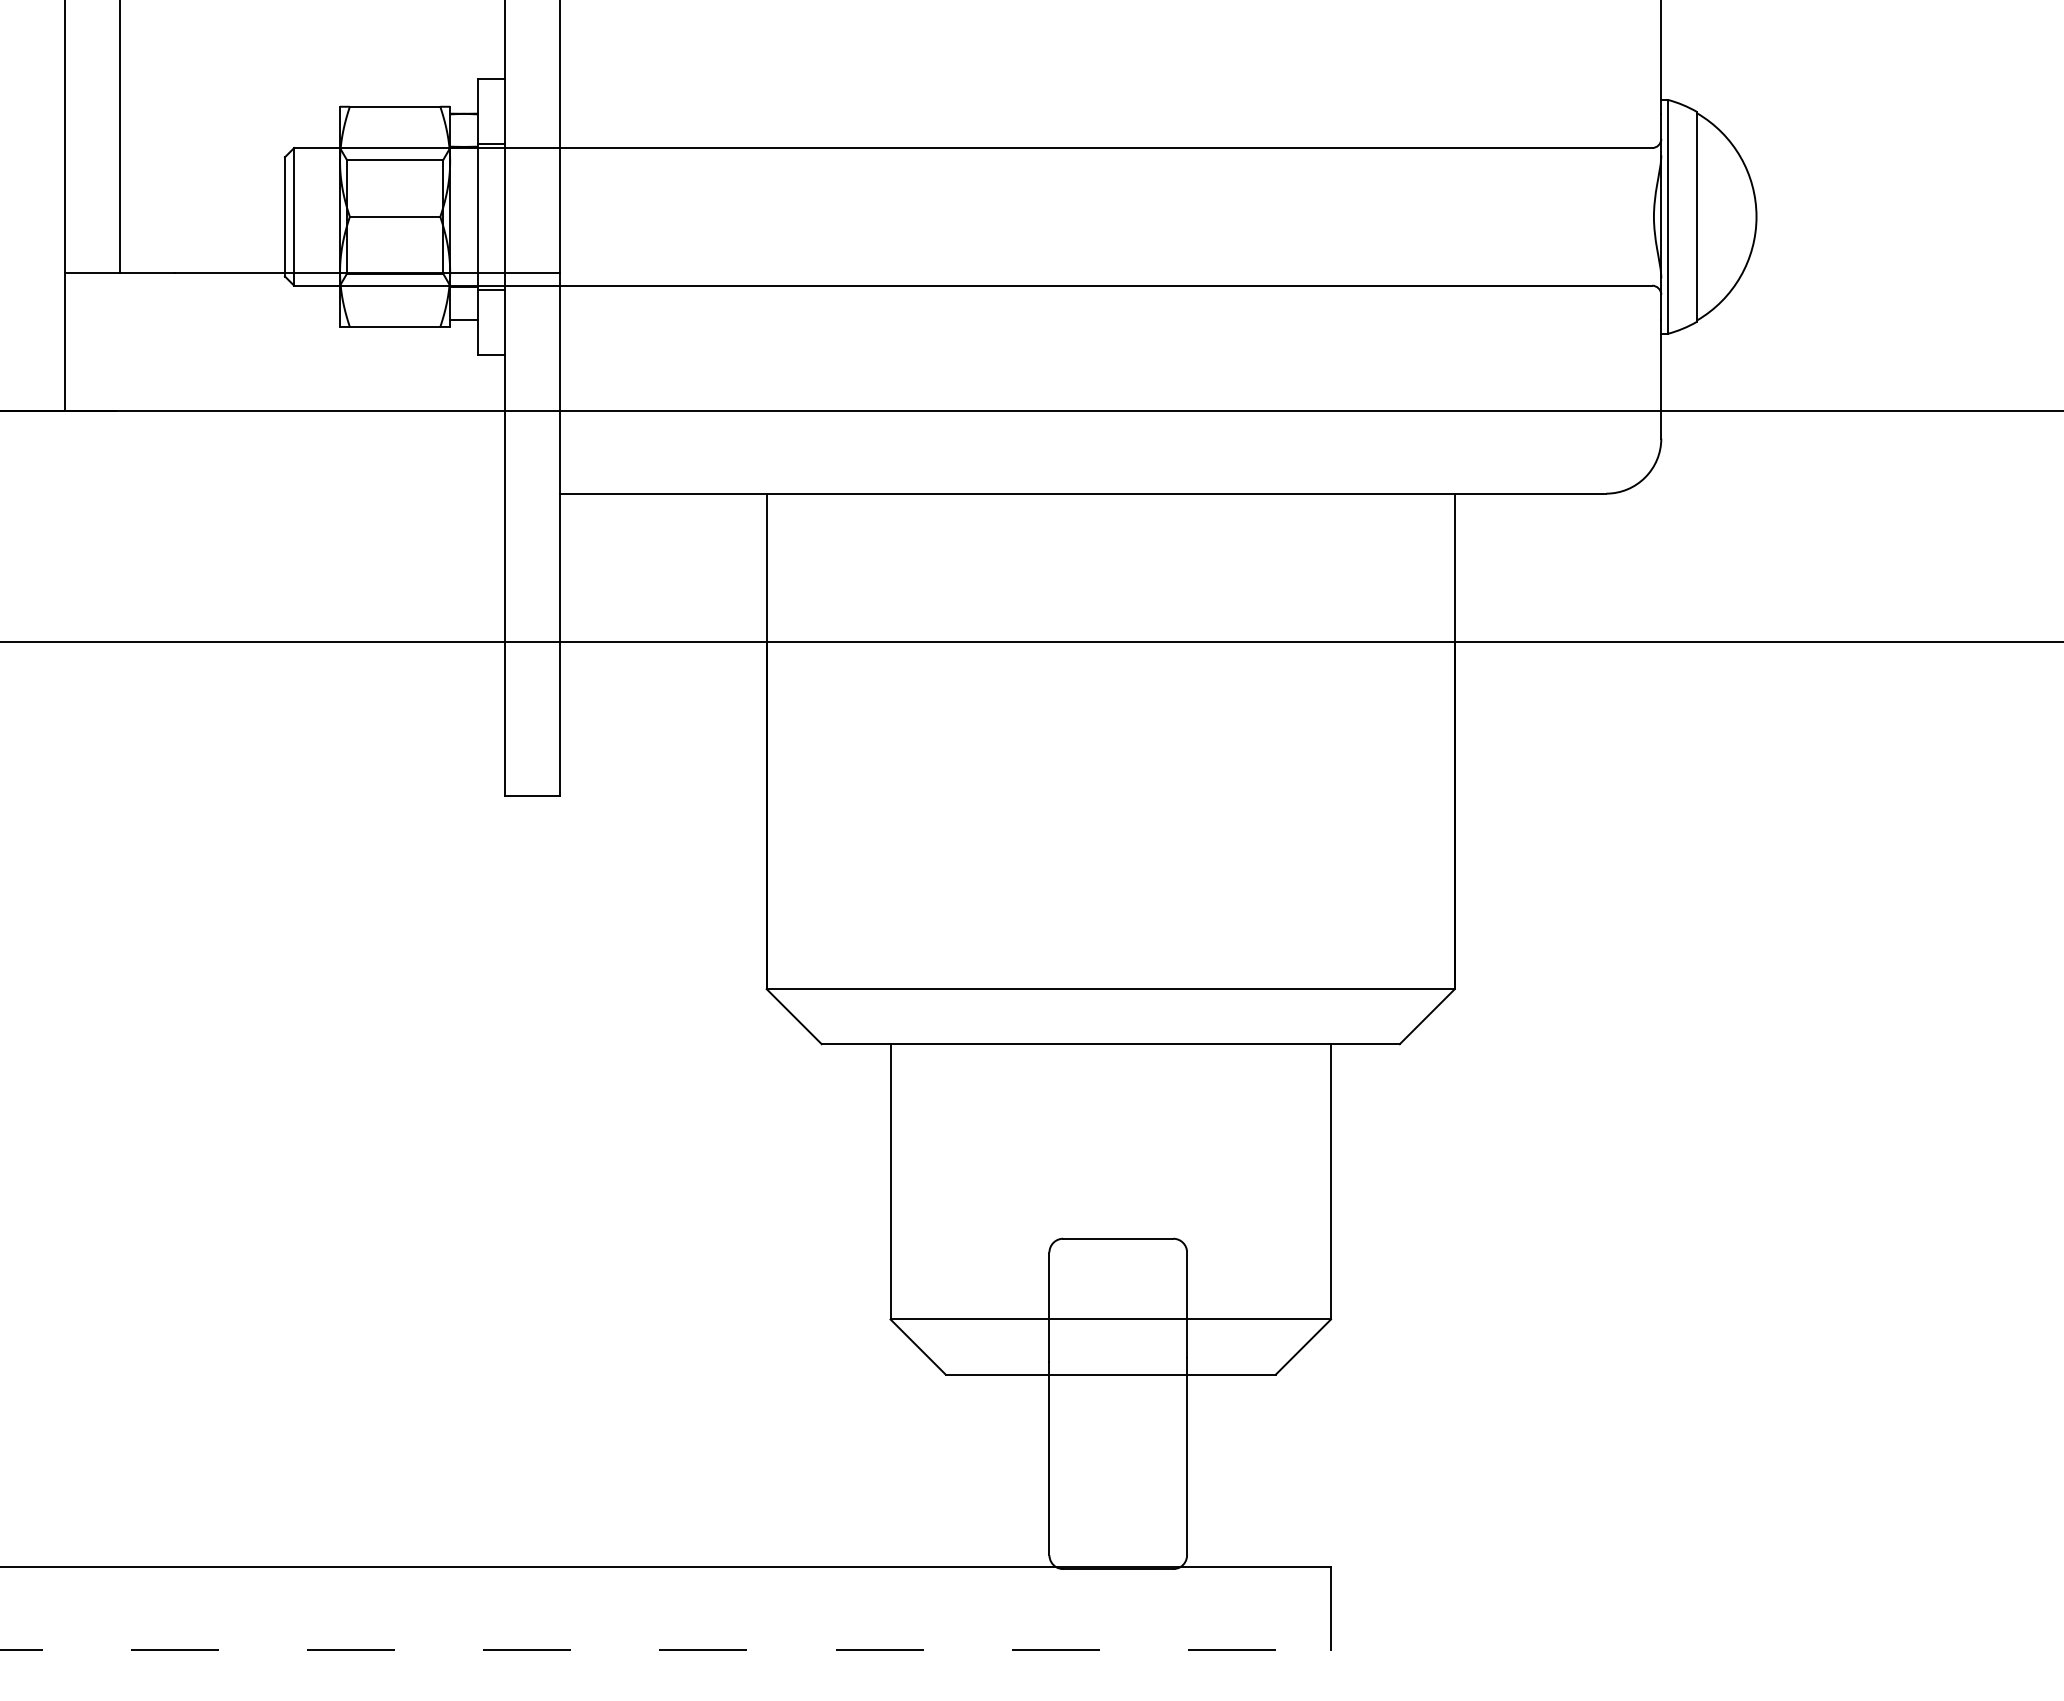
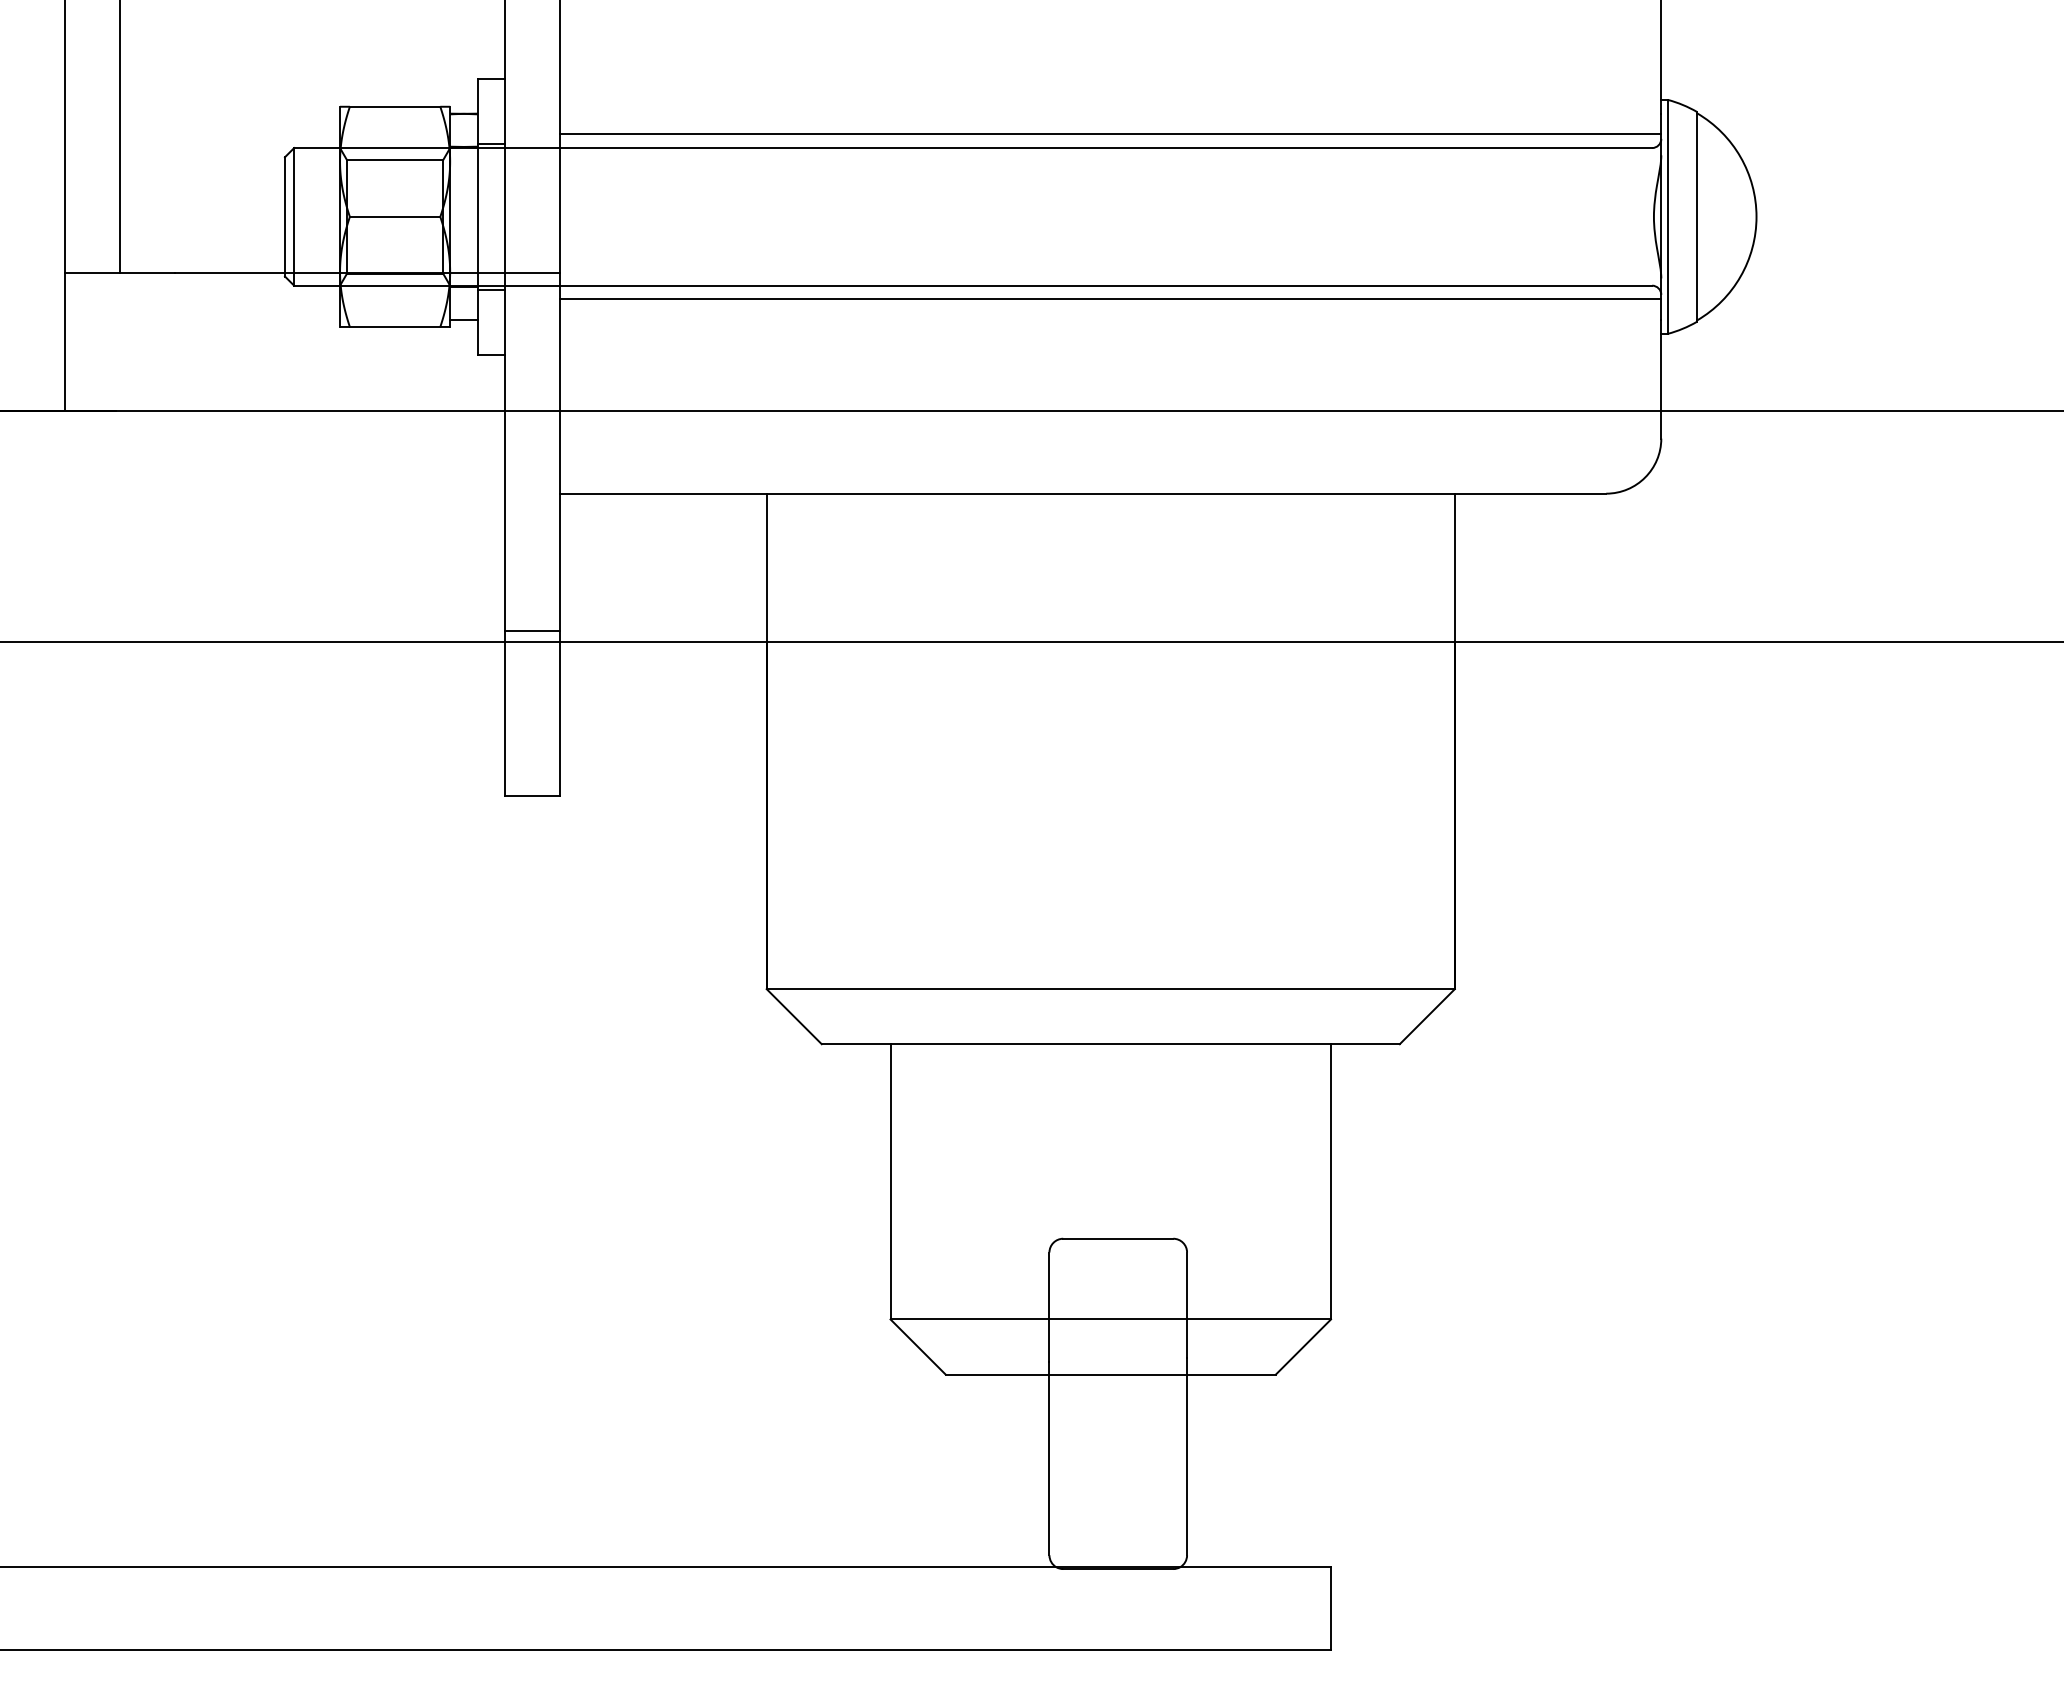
line: none -> present (1110, 134)
line: none -> present (1110, 299)
line: none -> present (532, 631)
line: dashed -> solid (666, 1649)
